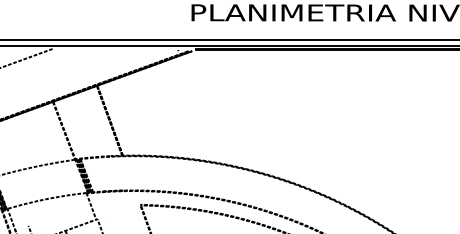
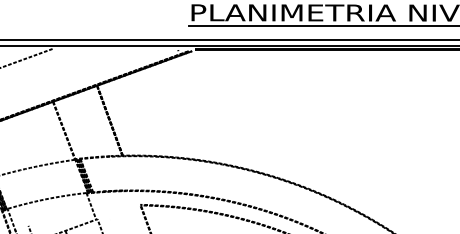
line: none -> present (322, 26)
